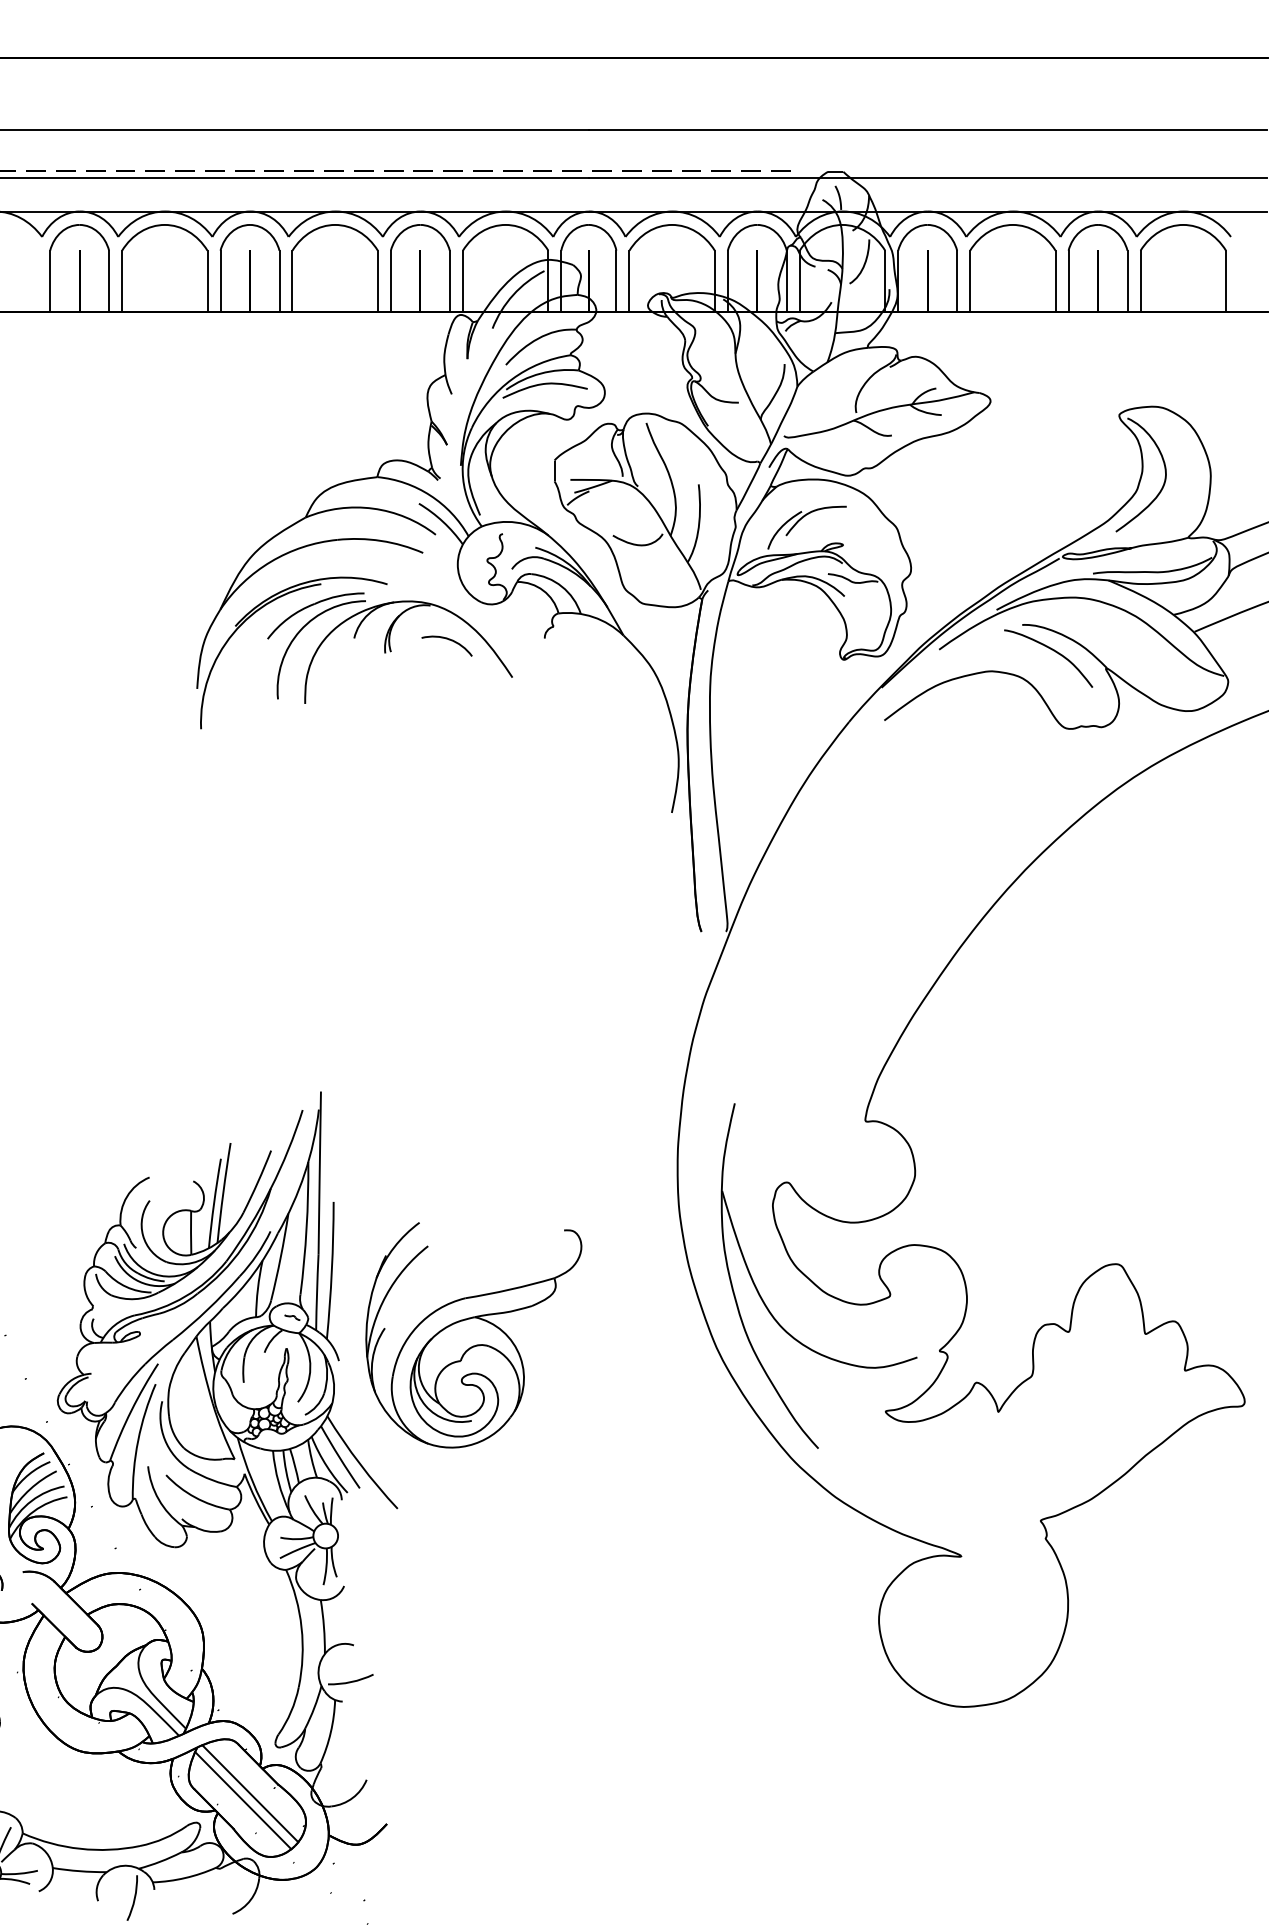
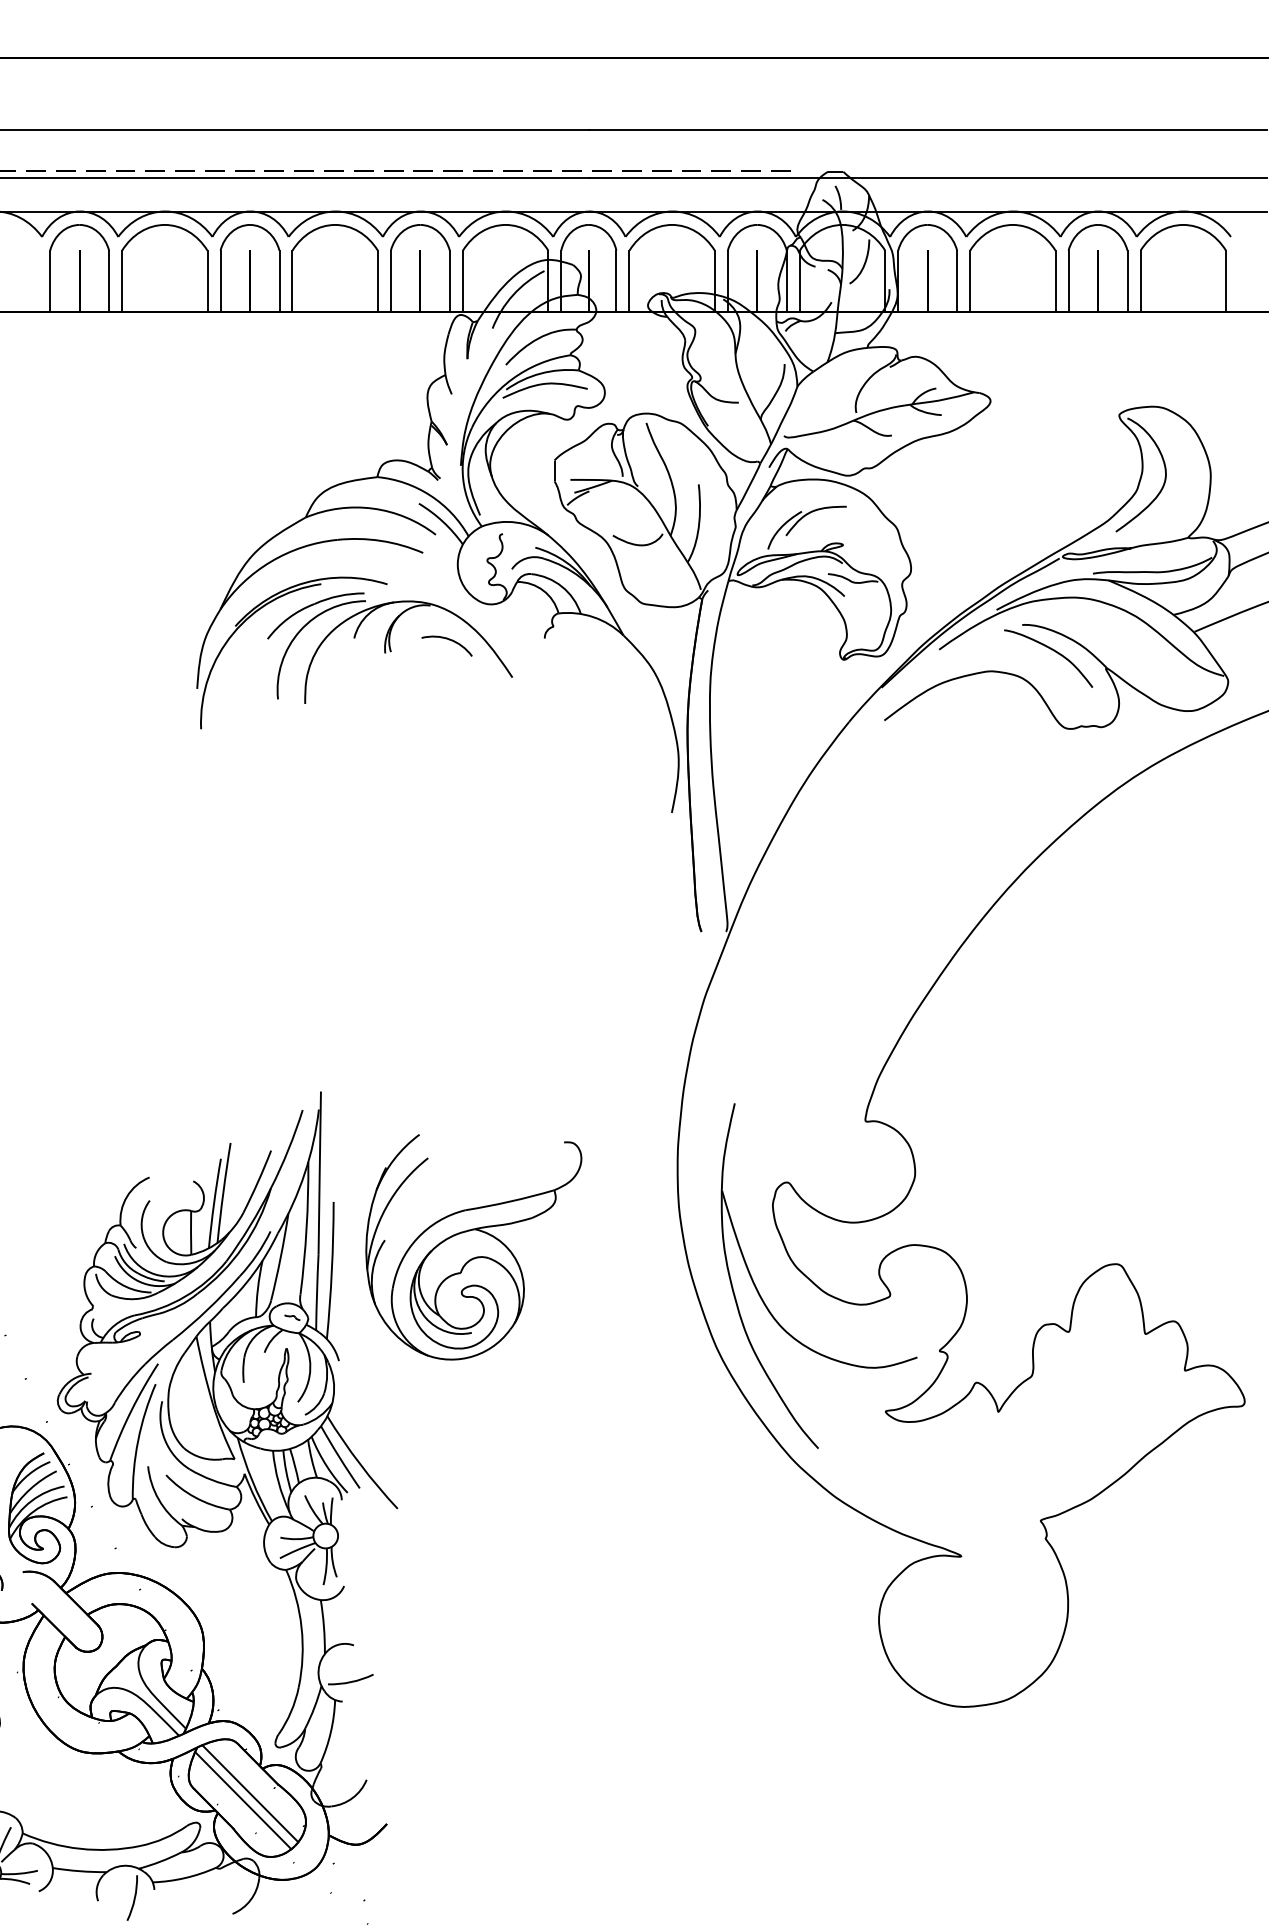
part position: (473, 1335) -> (473, 1247) (473, 1247)
